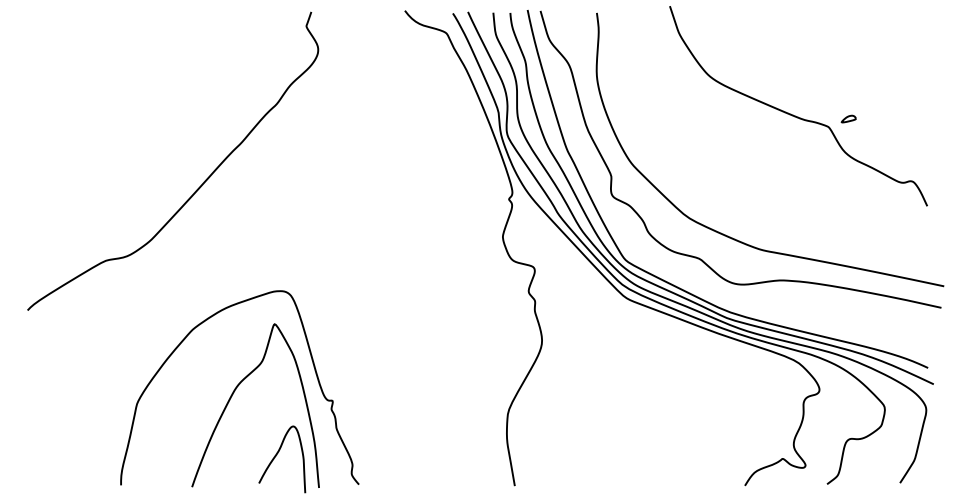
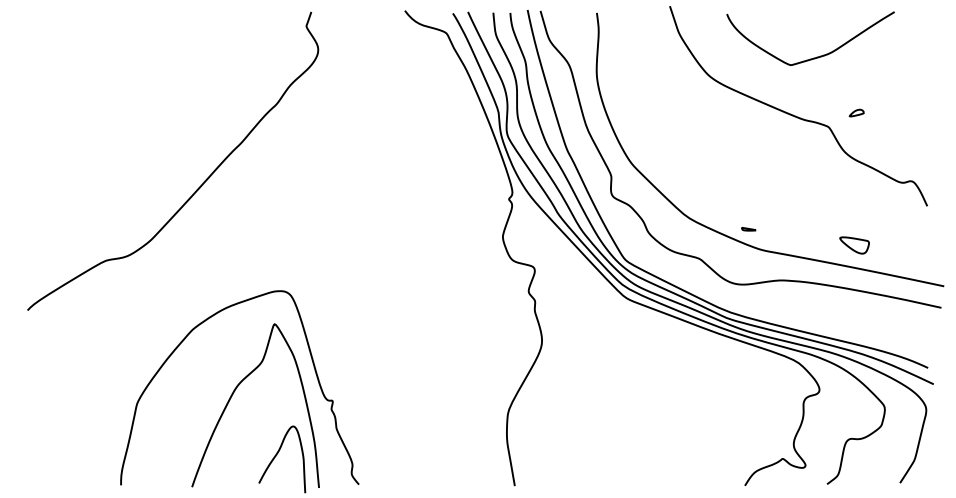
curve: none -> present (813, 57)
part position: (848, 118) -> (856, 112) (856, 112)
part: none -> present (748, 229)
part: none -> present (854, 245)
